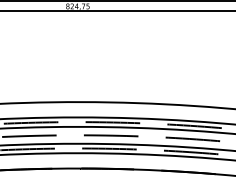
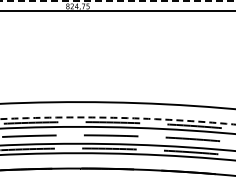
line: solid -> dashed (118, 0)
arc: solid -> dashed (117, 117)
